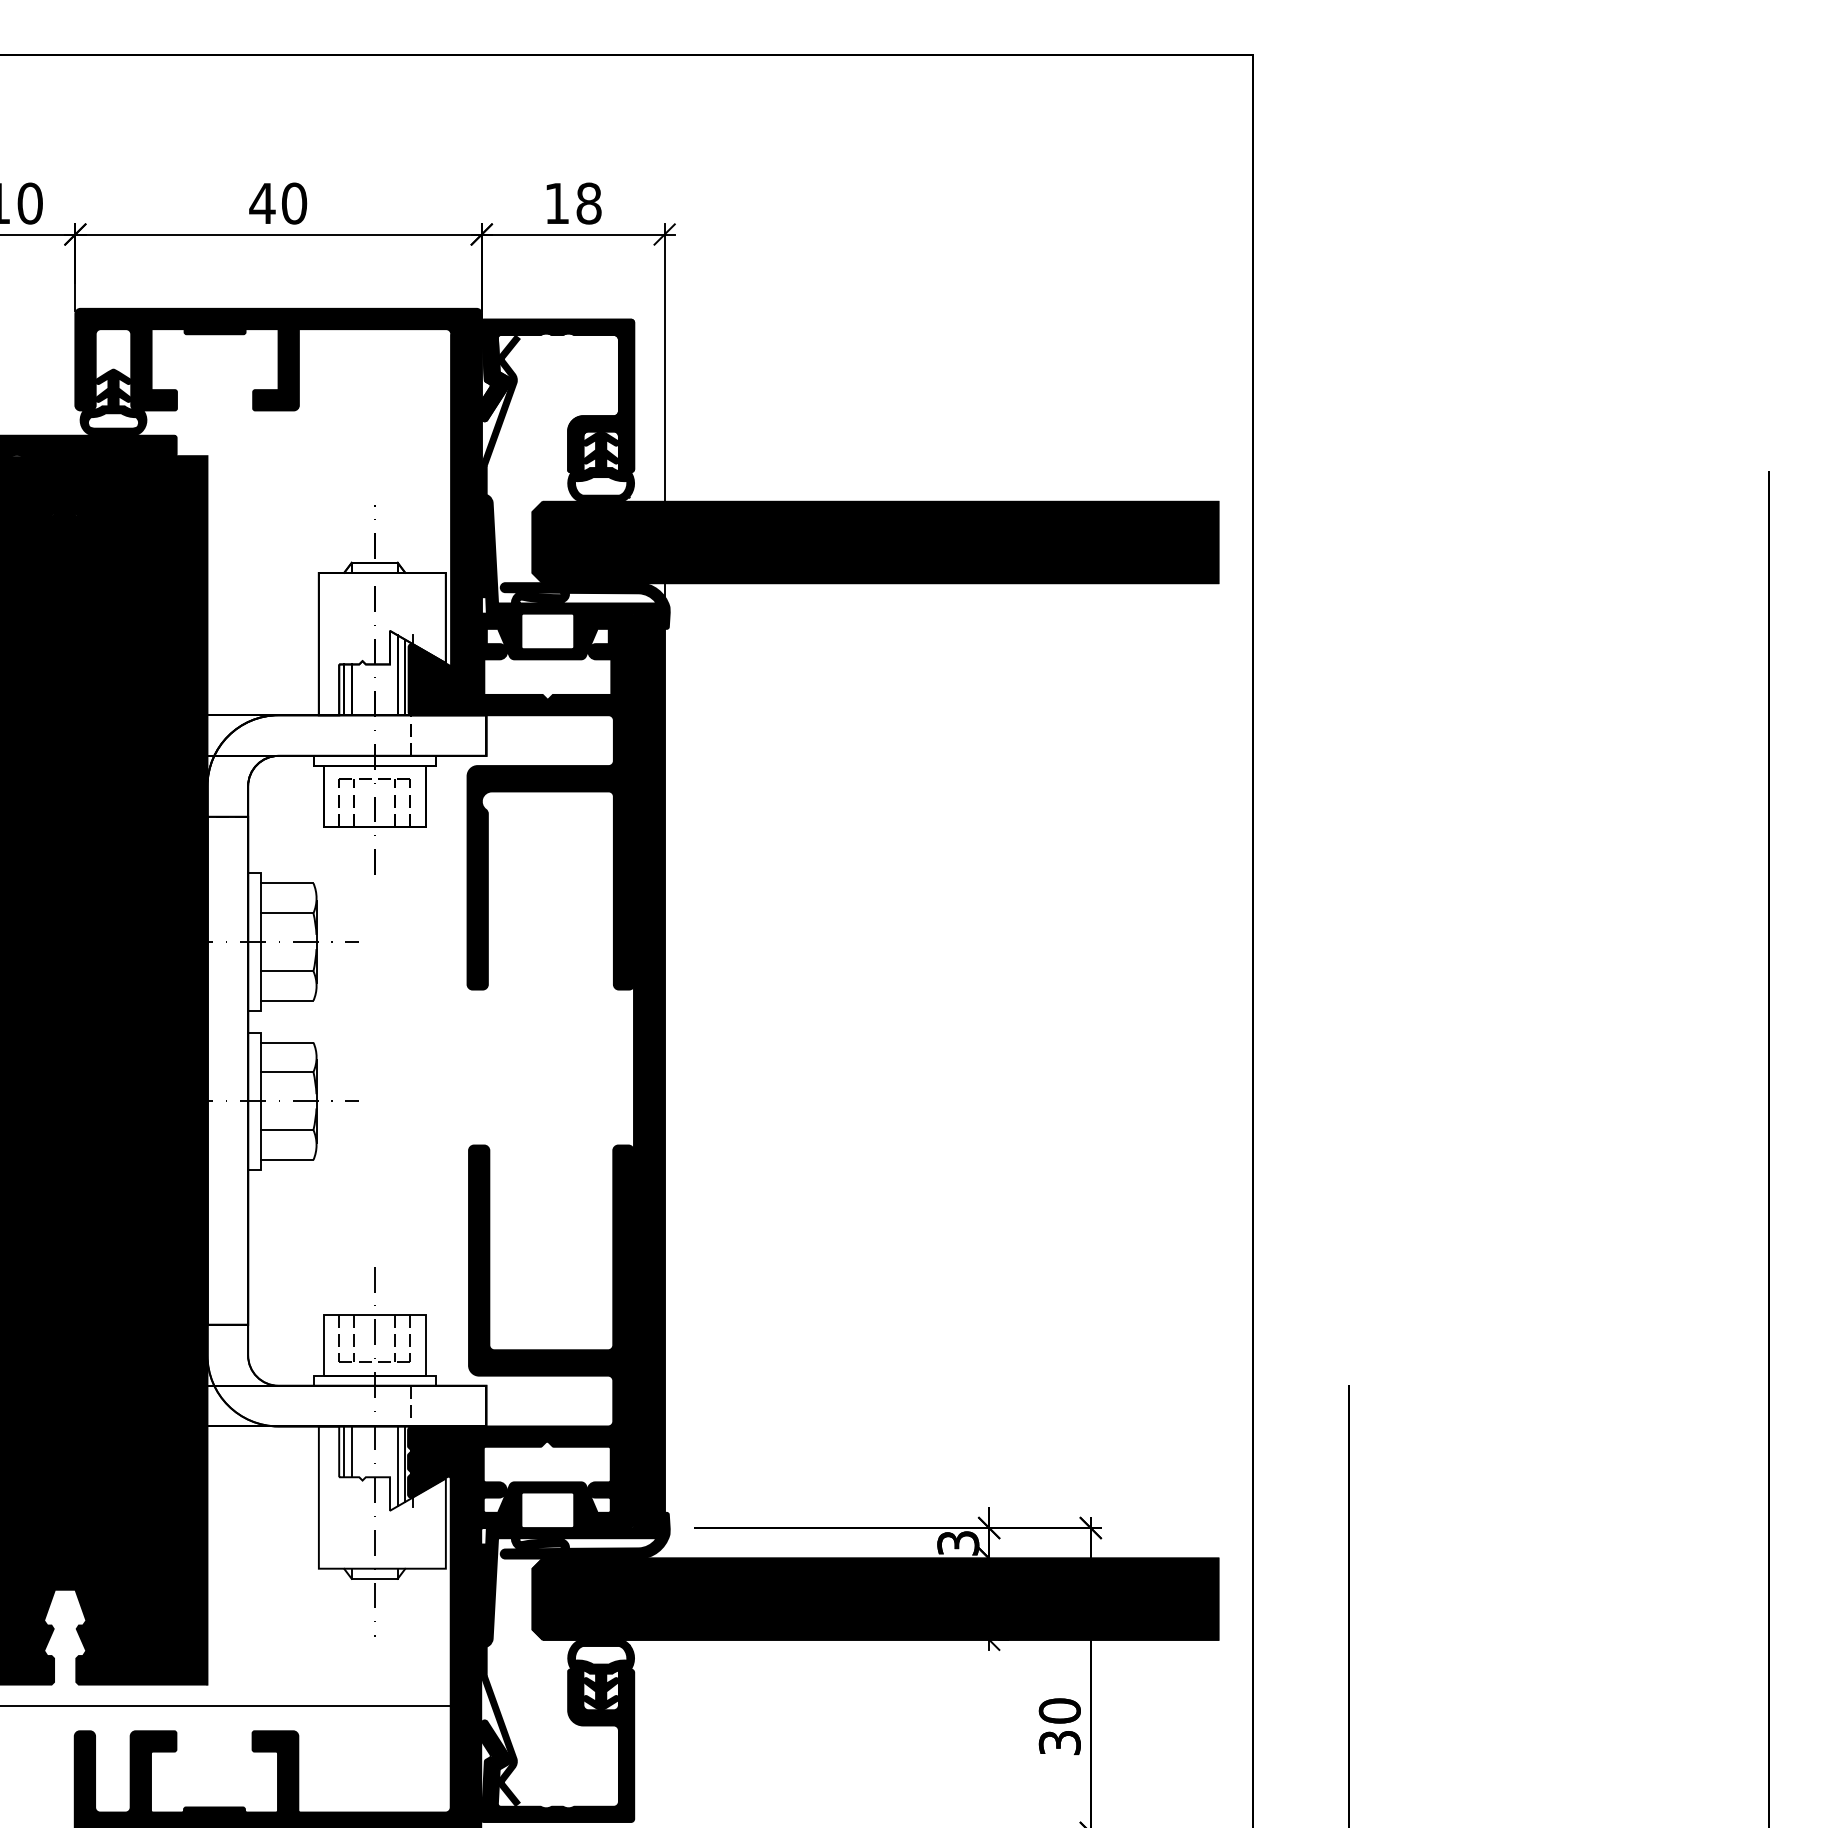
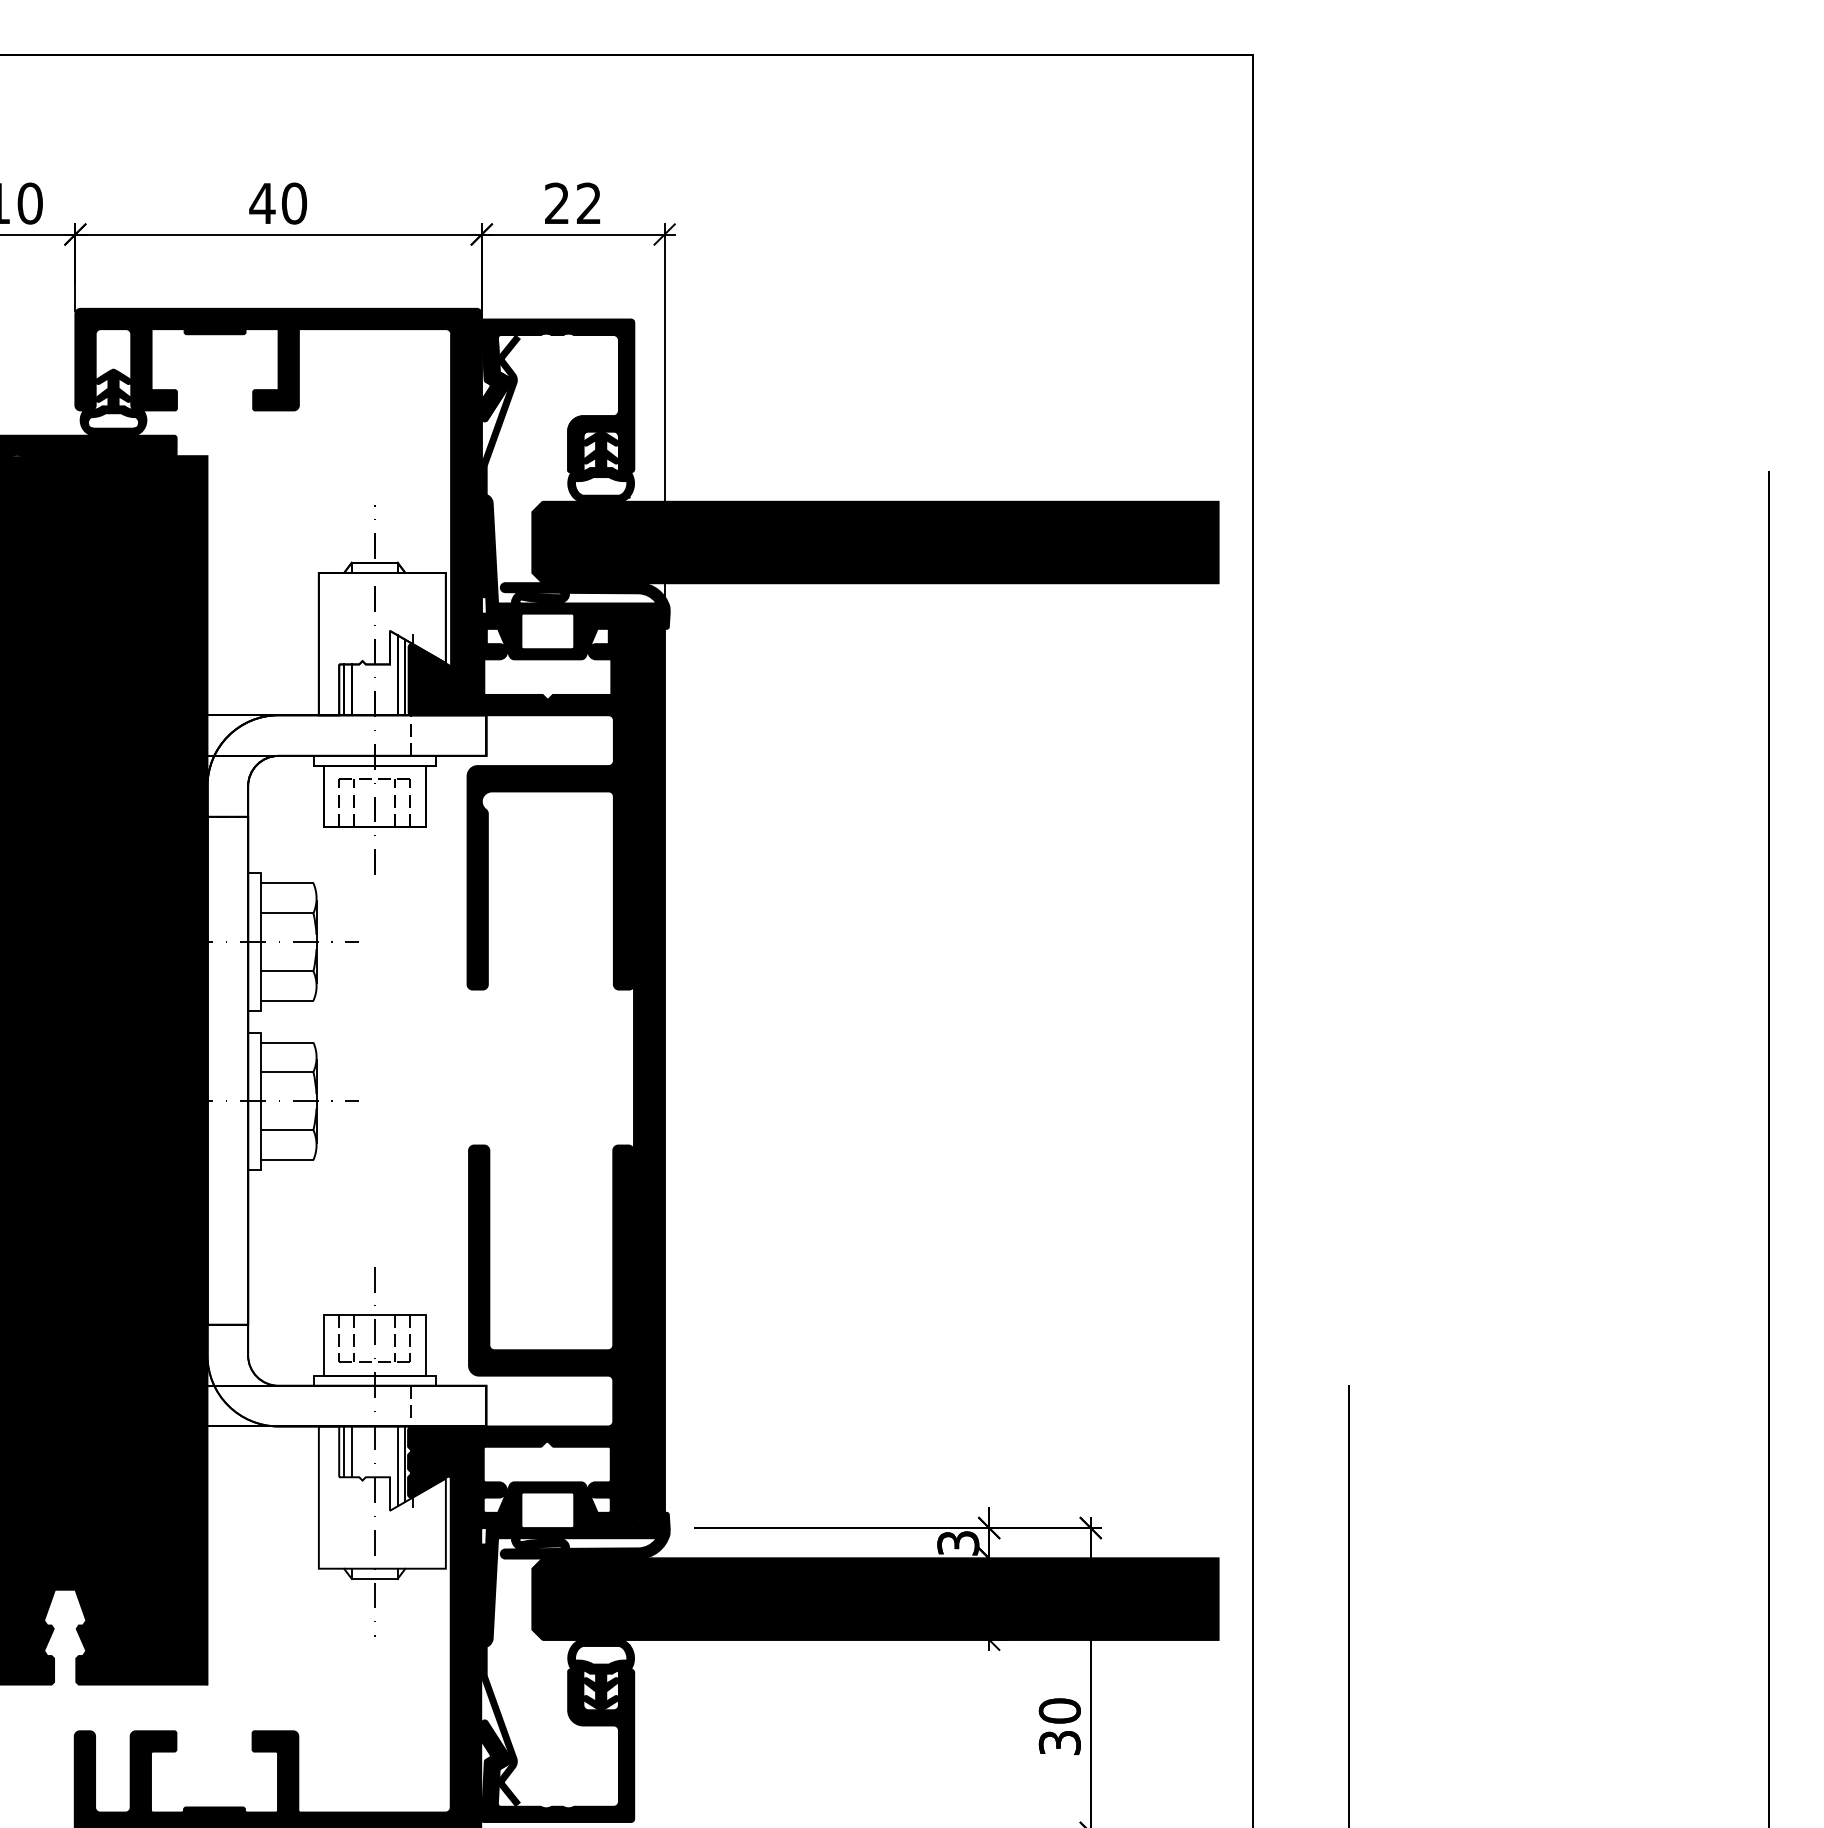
text: 18 -> 22 (573, 203)
line: present -> none (241, 1705)
